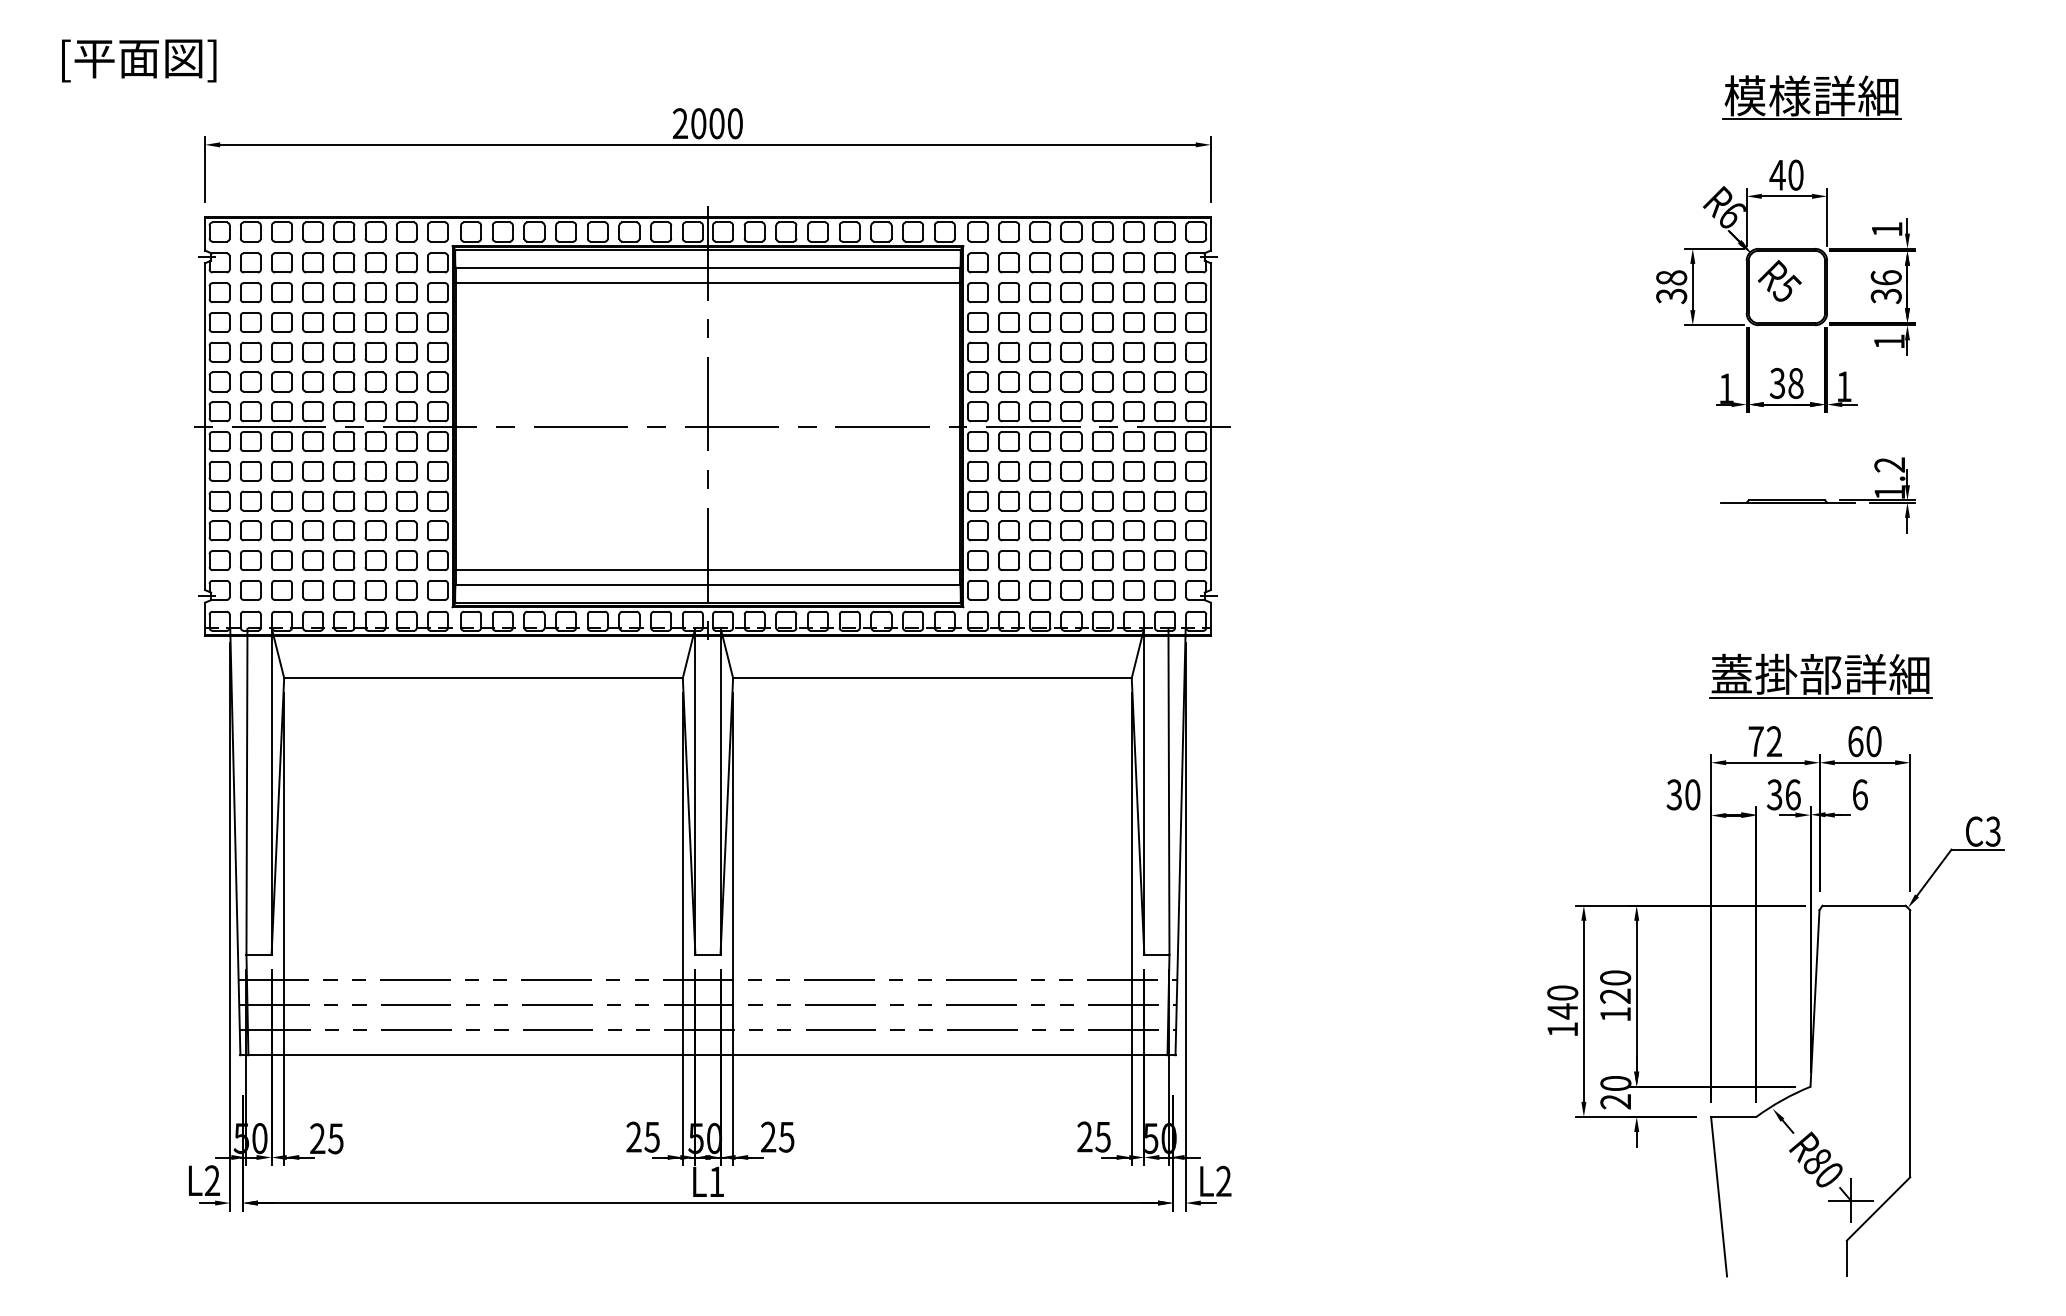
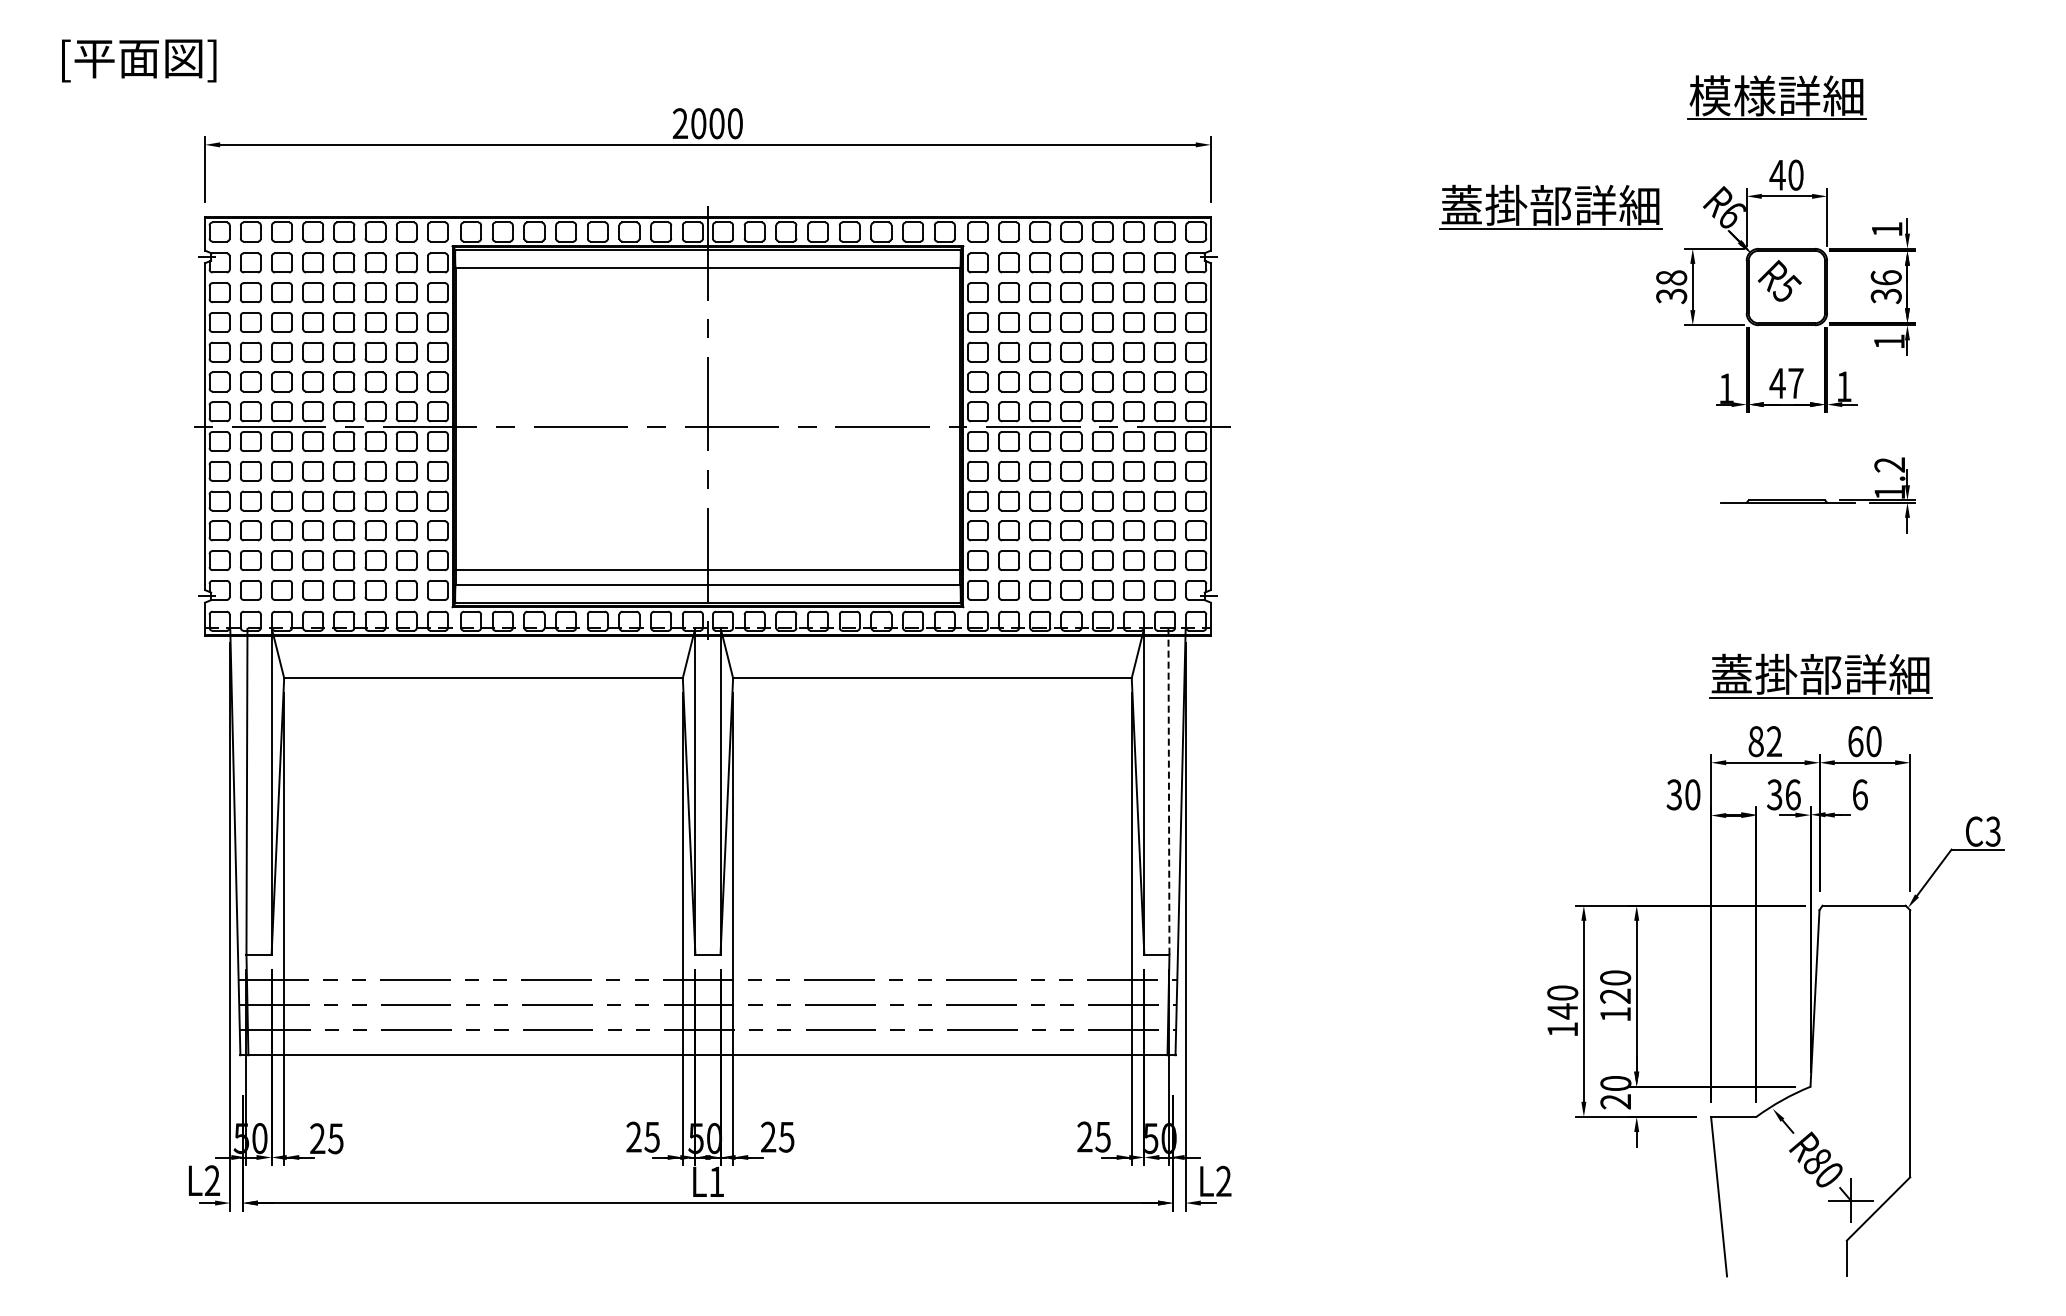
part position: (1811, 97) -> (1776, 97) (1776, 97)
part: none -> present (1550, 206)
line: present -> none (707, 283)
text: 38 -> 47 (1786, 382)
text: 72 -> 82 (1755, 741)
line: solid -> dashed (1168, 795)
